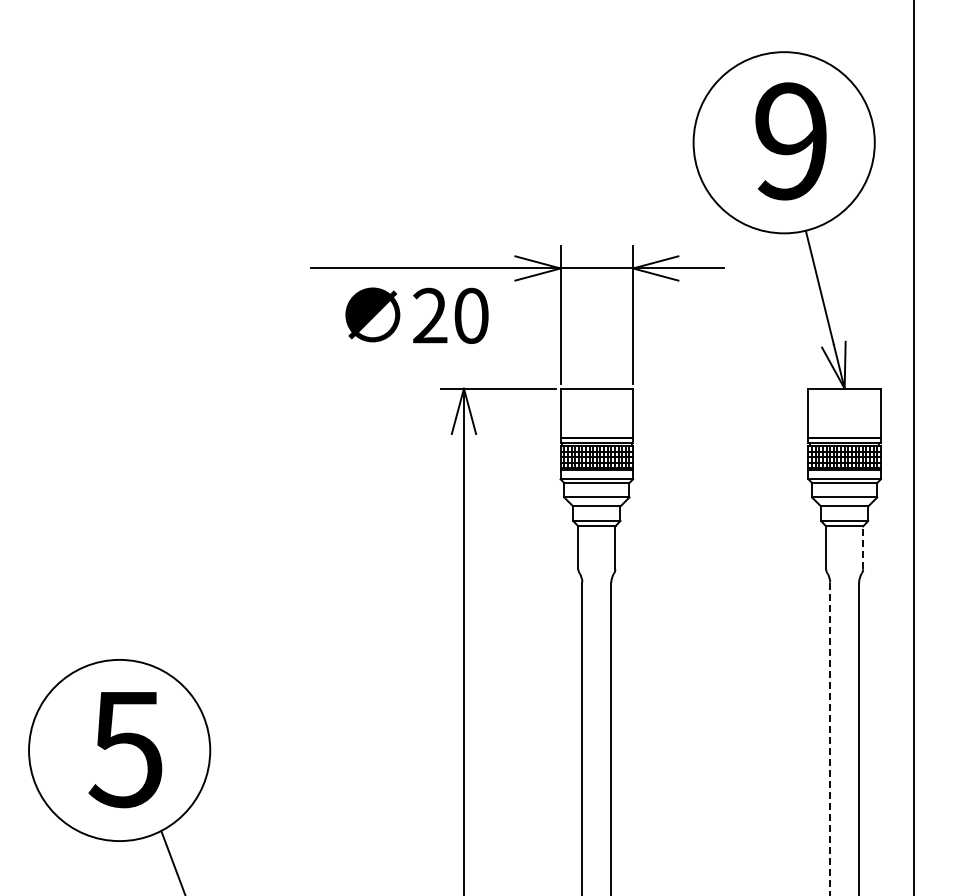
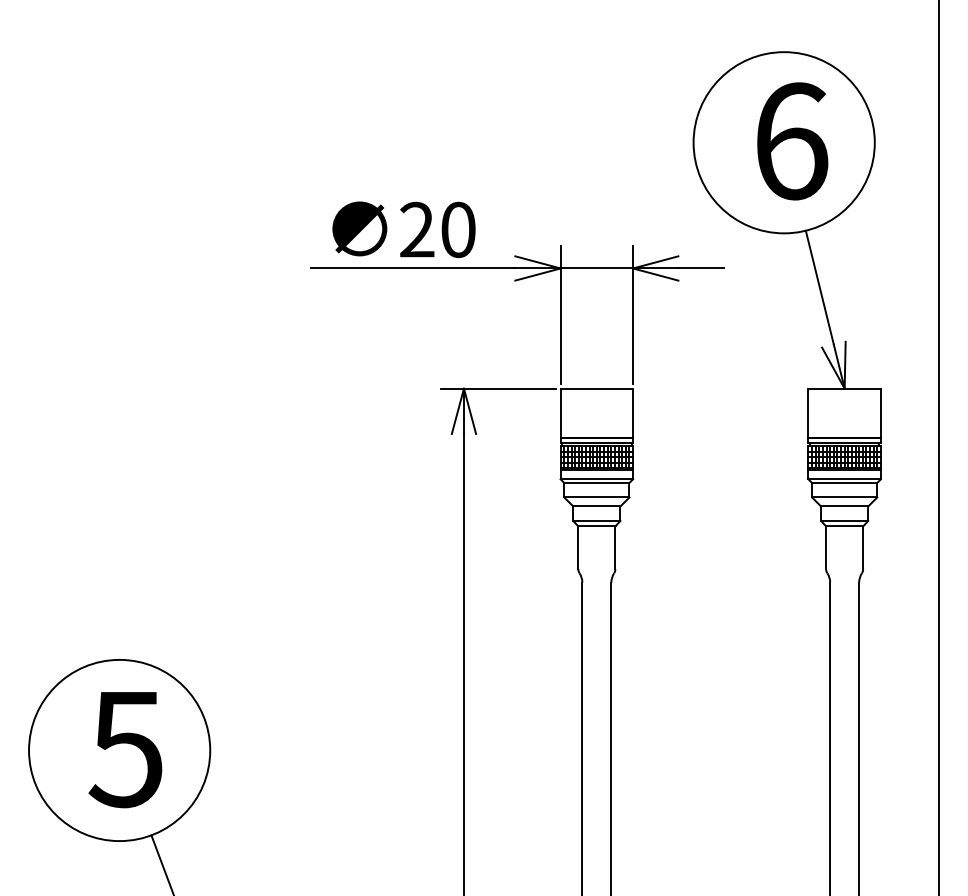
text: 9 -> 6 (791, 141)
text position: (416, 315) -> (403, 229) (403, 229)
line position: (913, 447) -> (938, 447) (938, 447)
line: dashed -> solid (863, 547)
line: dashed -> solid (830, 739)
line position: (172, 861) -> (161, 863) (161, 863)
